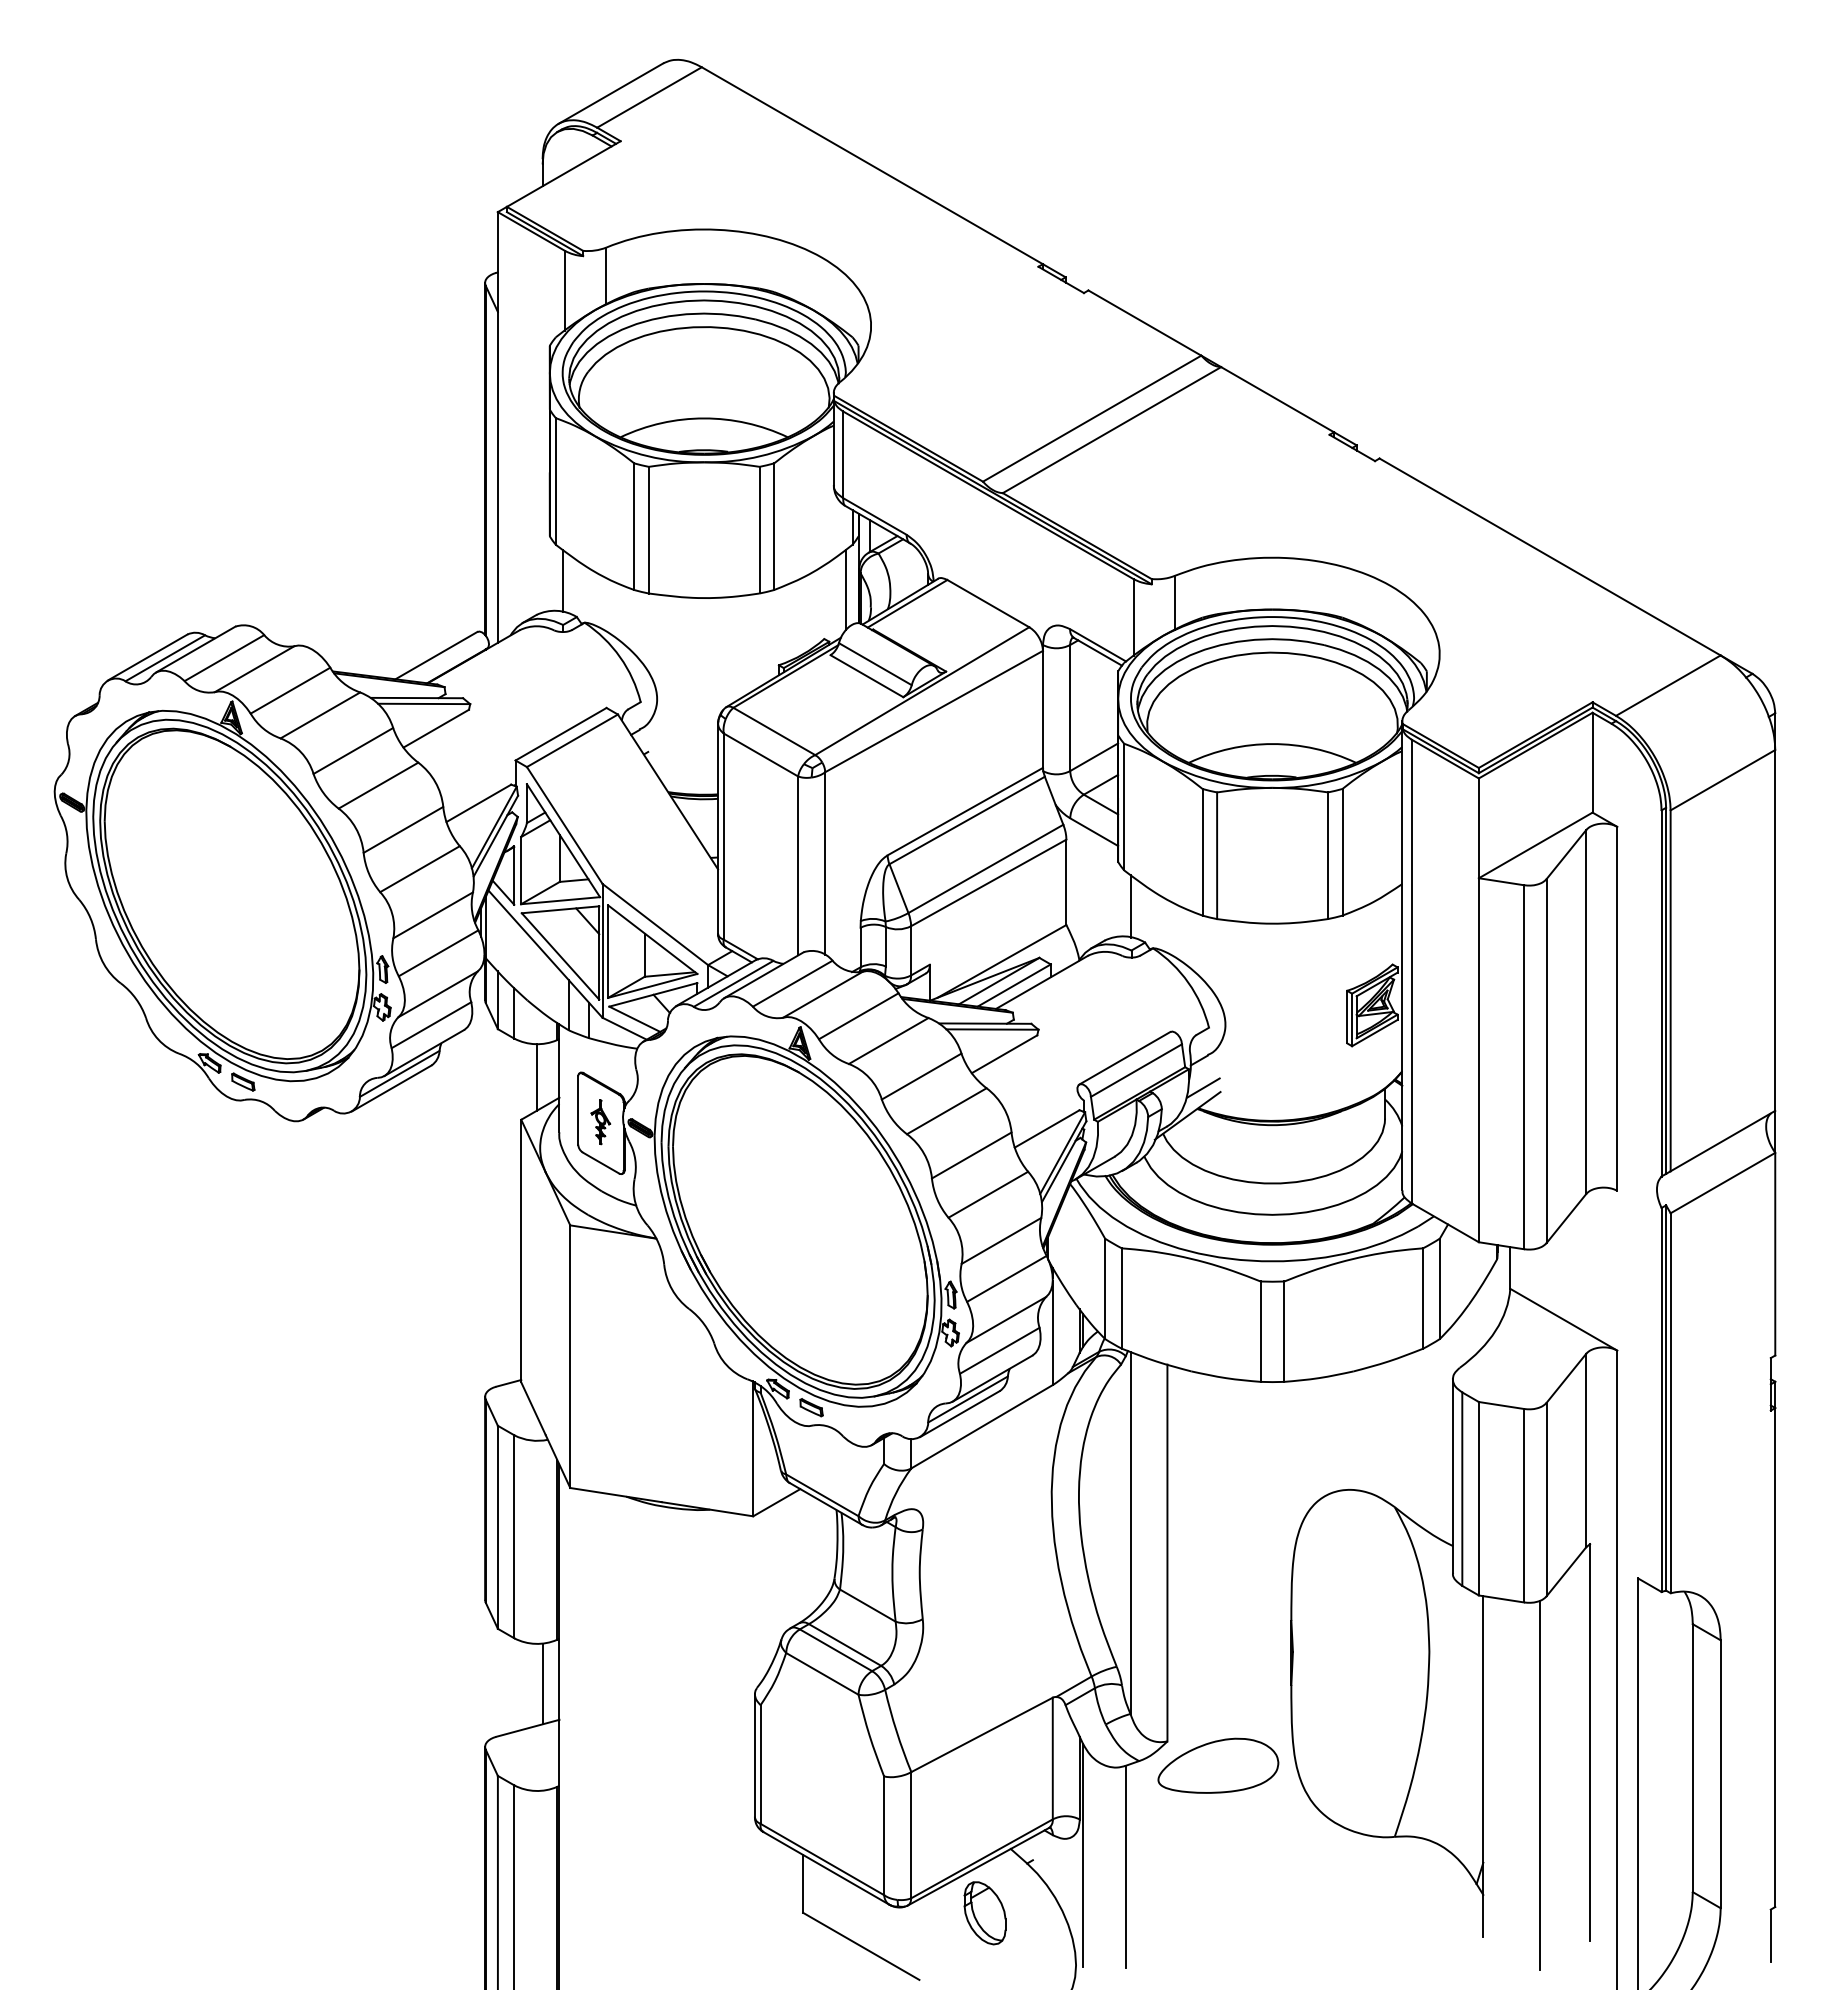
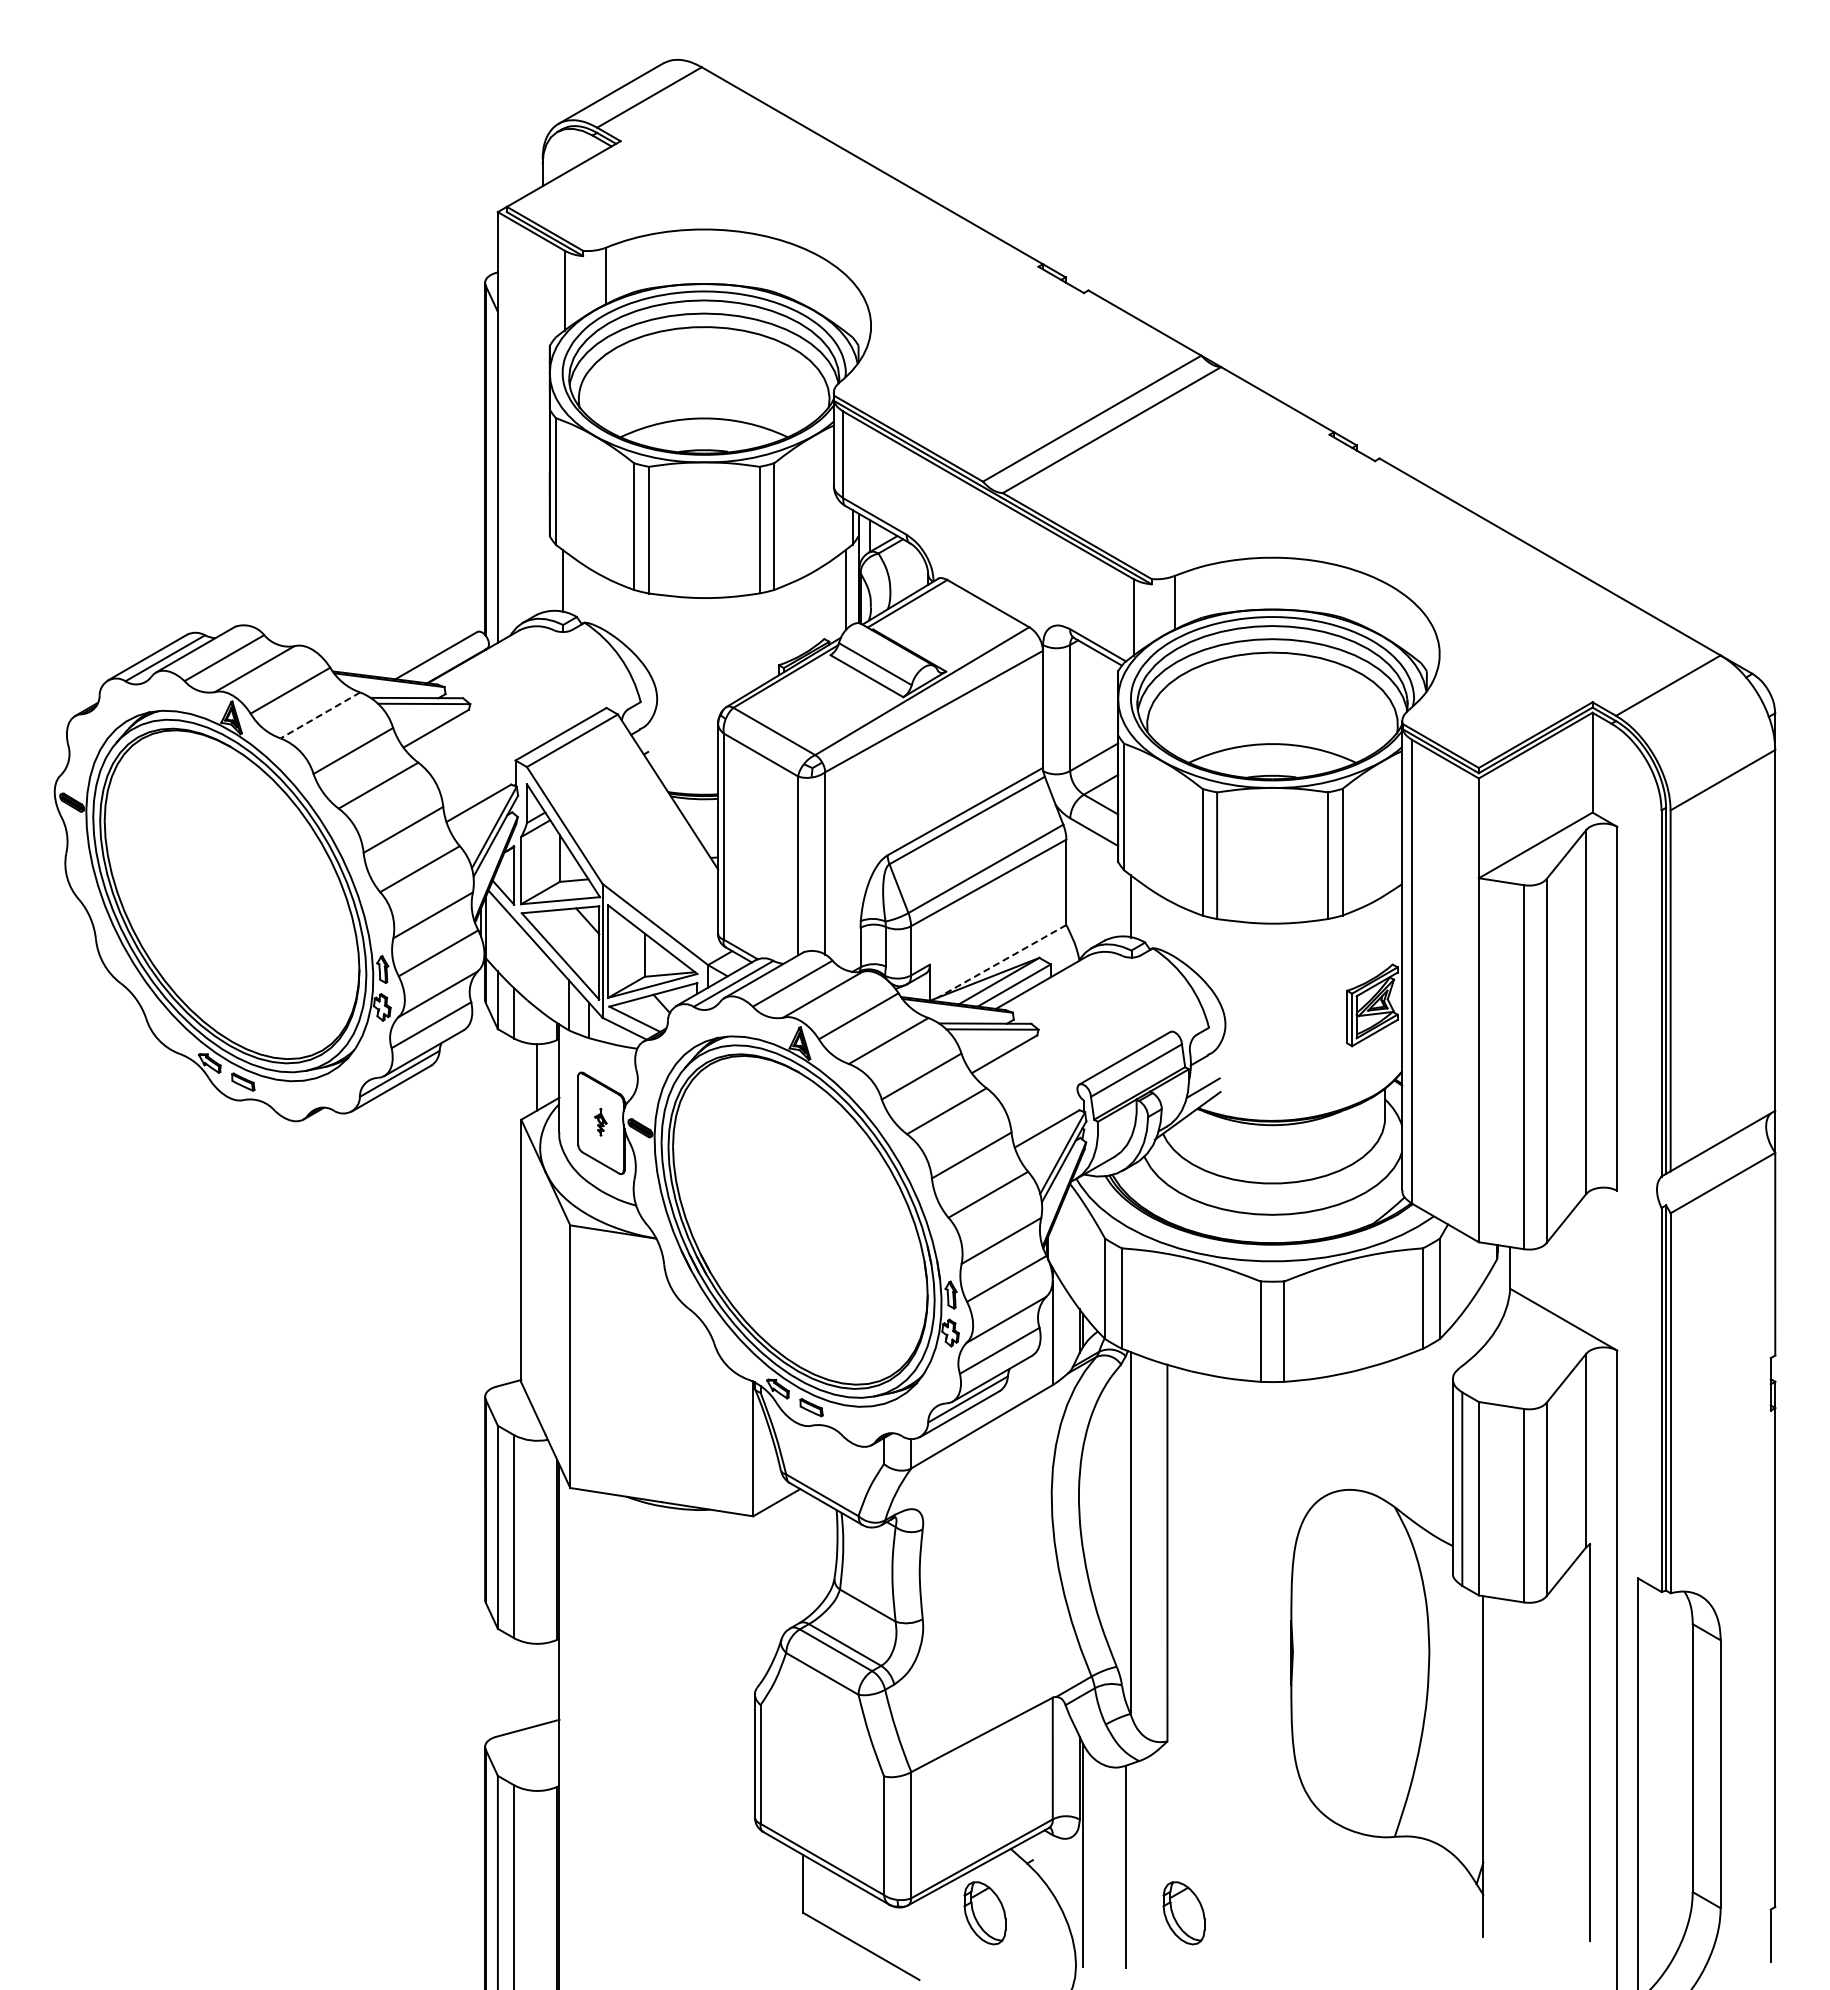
line: solid -> dashed (320, 715)
line: solid -> dashed (1002, 961)
part size: 22x47 px -> 14x29 px (600, 1122)
line: present -> none (542, 1683)
part: present -> none (1218, 1765)
line: present -> none (1540, 1784)
part: none -> present (1183, 1913)
